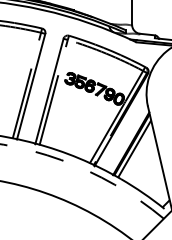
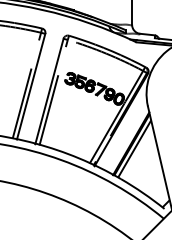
arc: dashed -> solid (86, 170)
